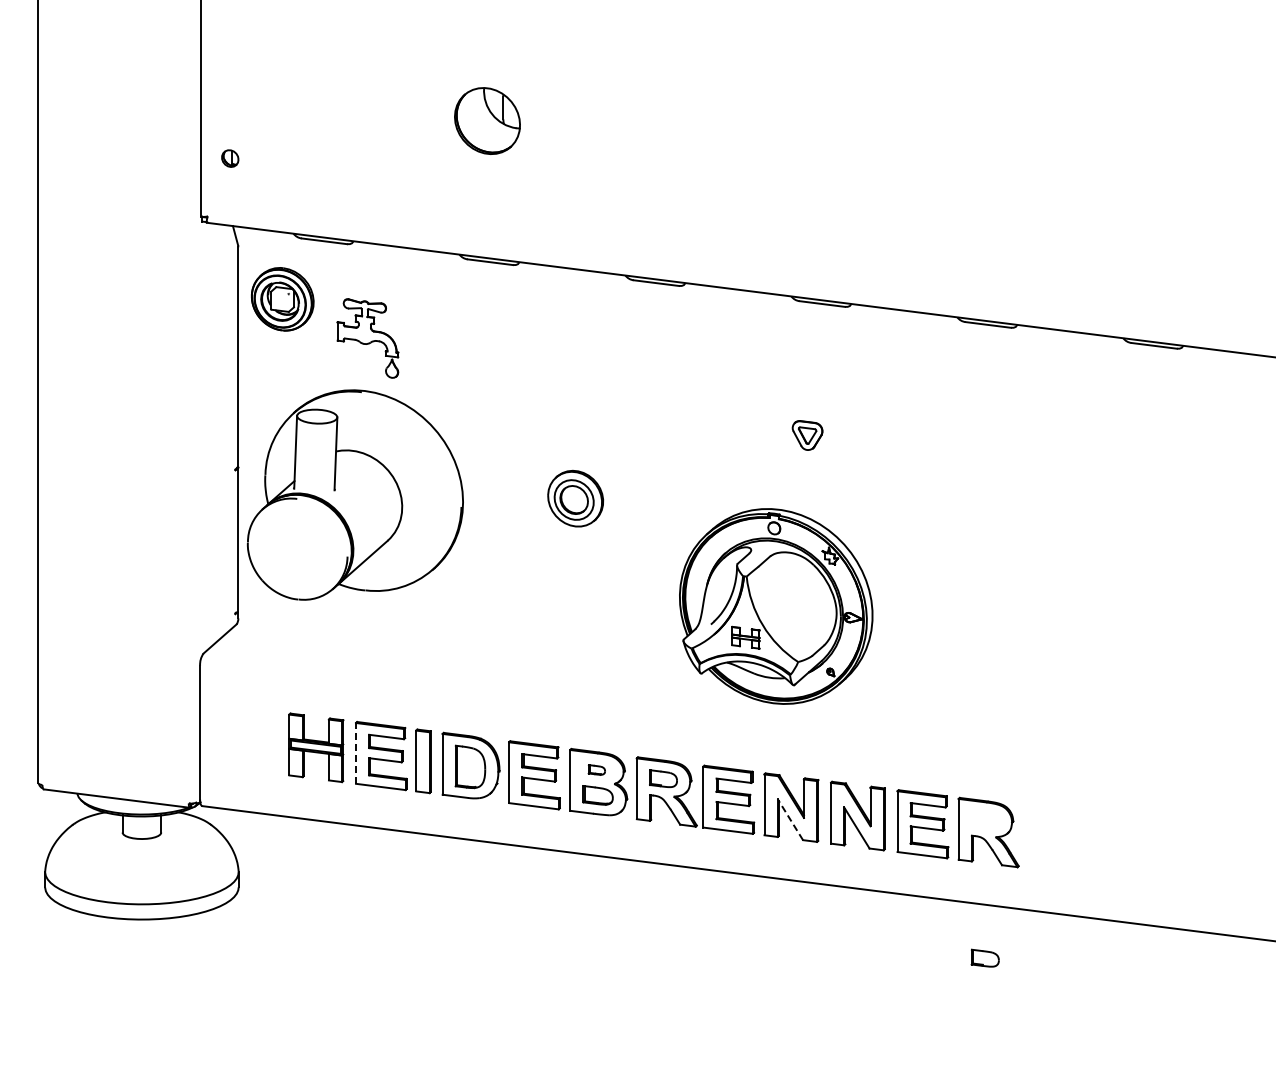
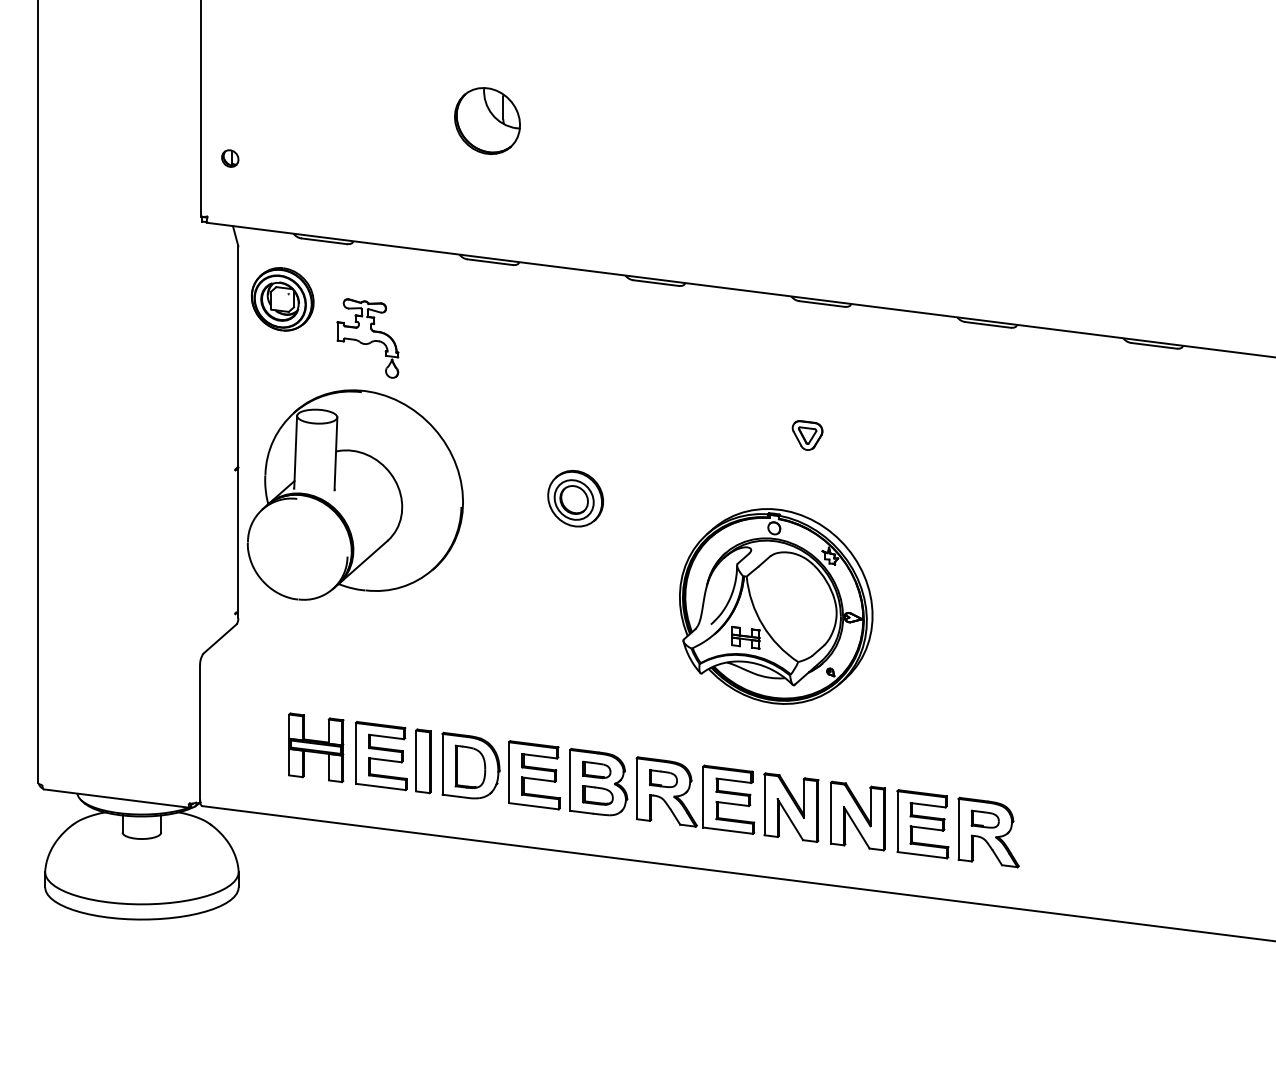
line: dashed -> solid (356, 752)
part size: 19x12 px -> 30x20 px (596, 769)
line: dashed -> solid (790, 819)
part position: (984, 957) -> (984, 818) (984, 818)
